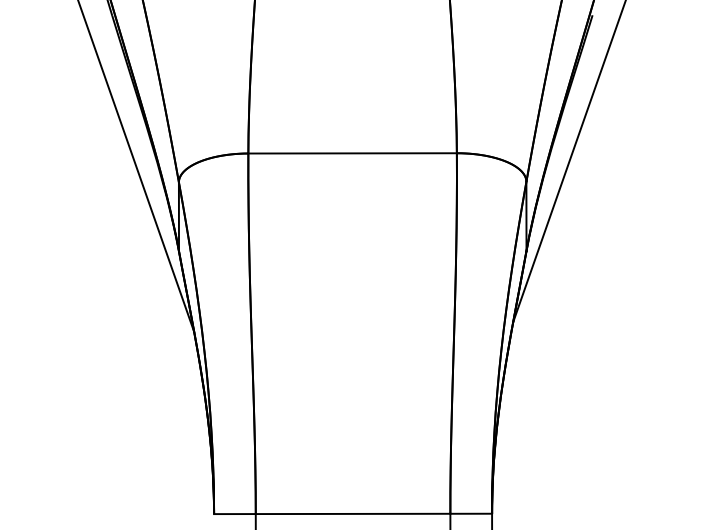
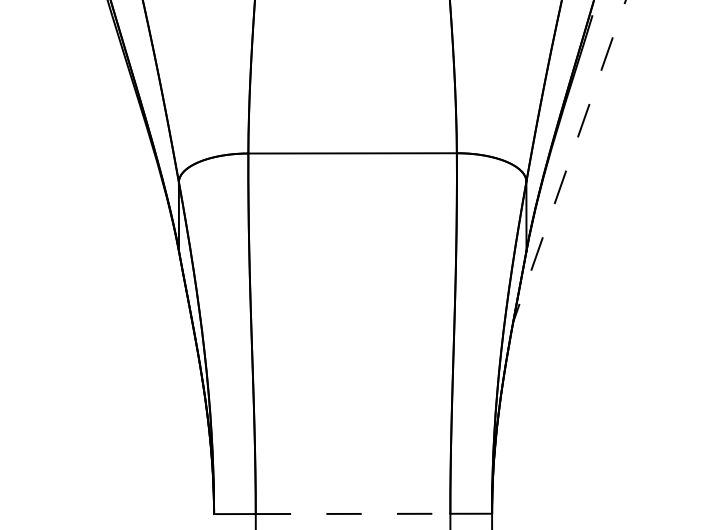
line: solid -> dashed (569, 161)
line: present -> none (136, 166)
line: solid -> dashed (353, 513)
